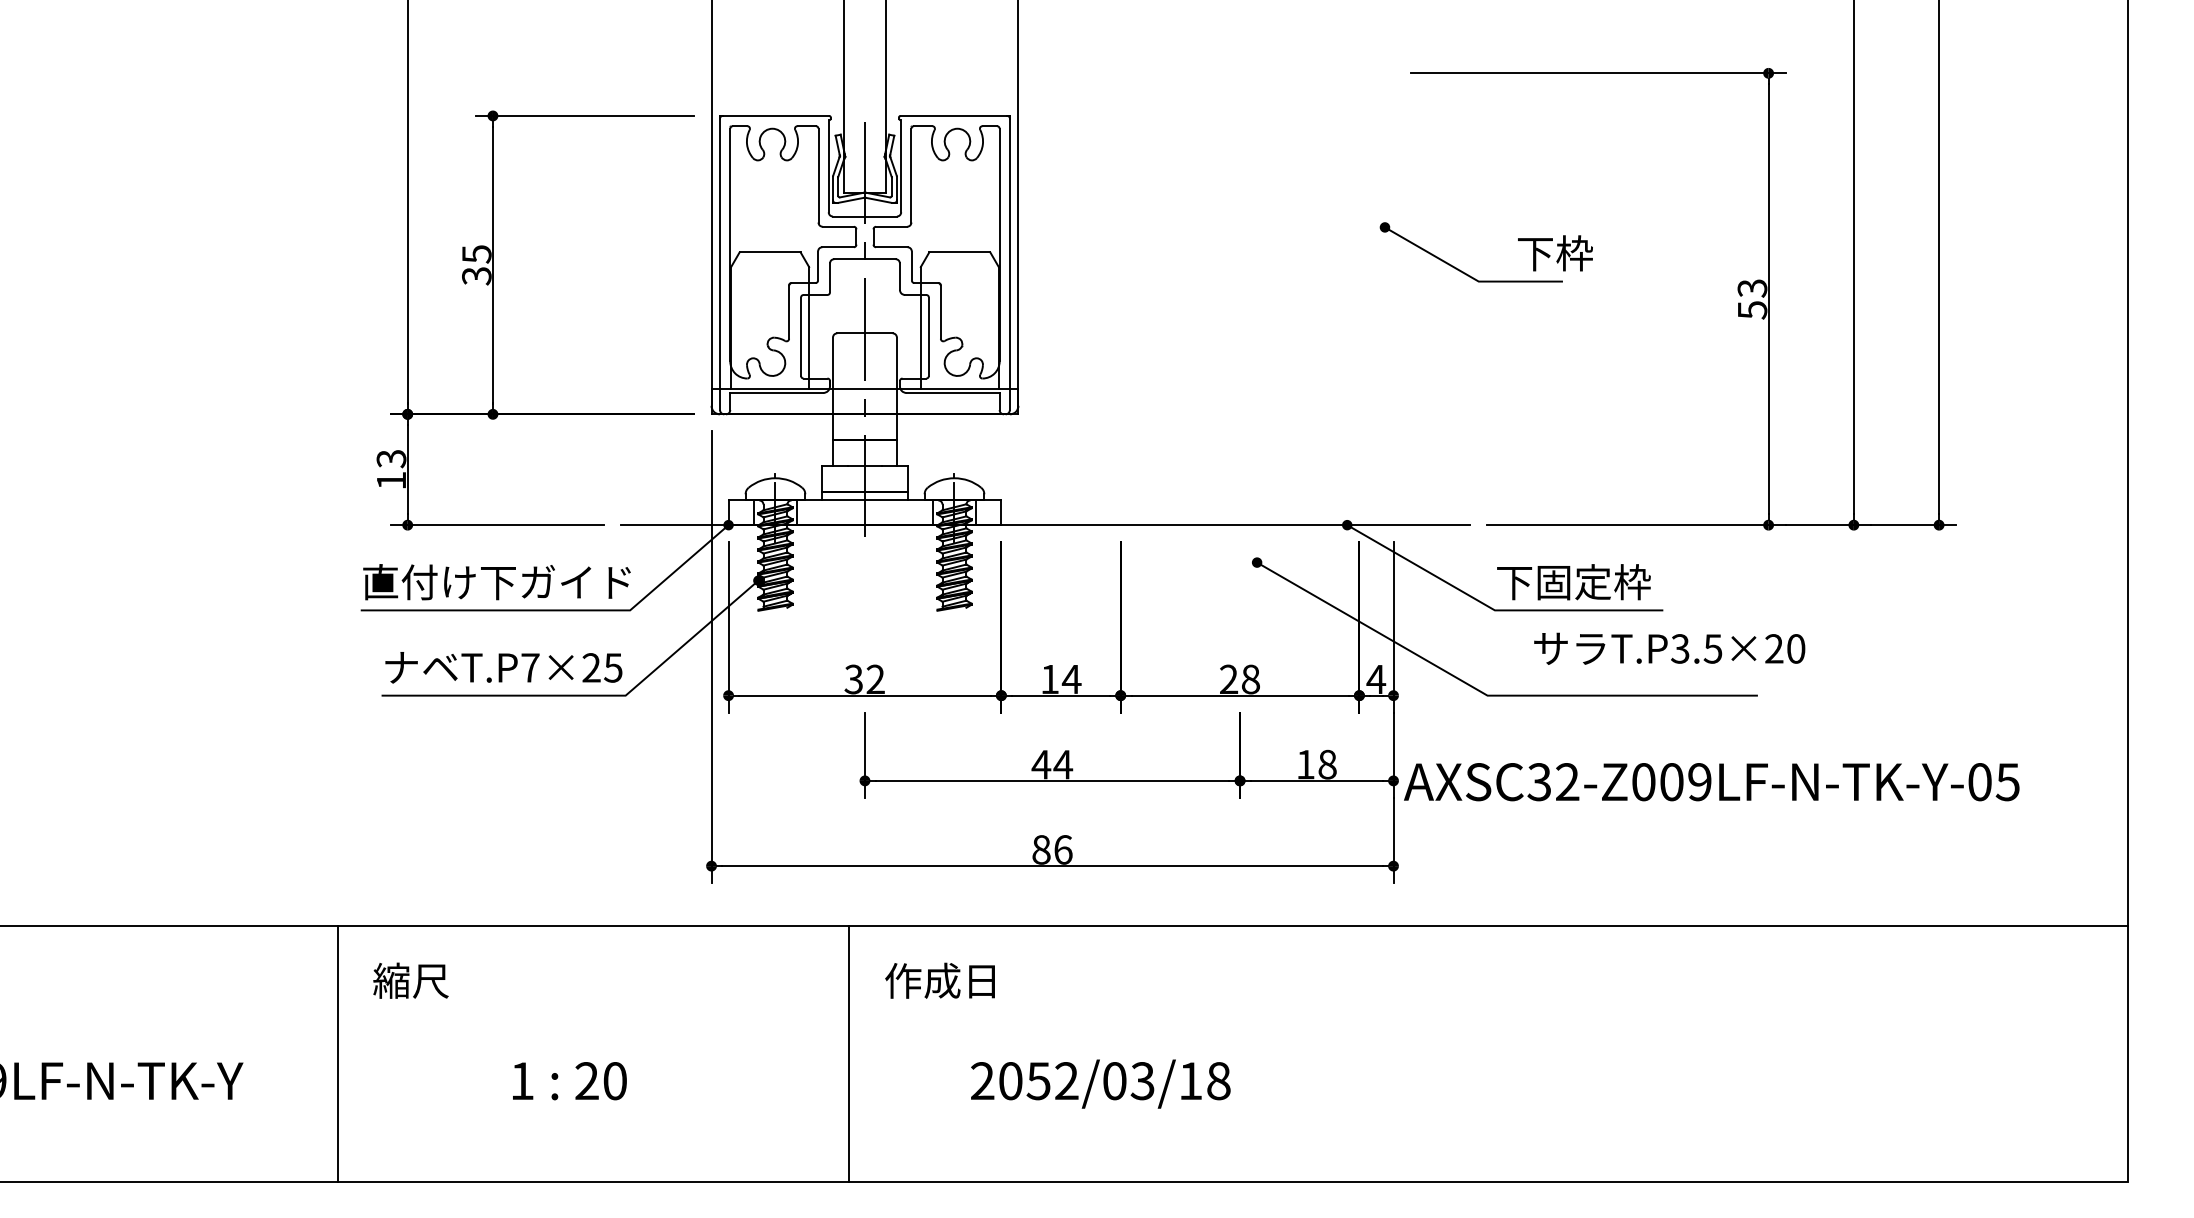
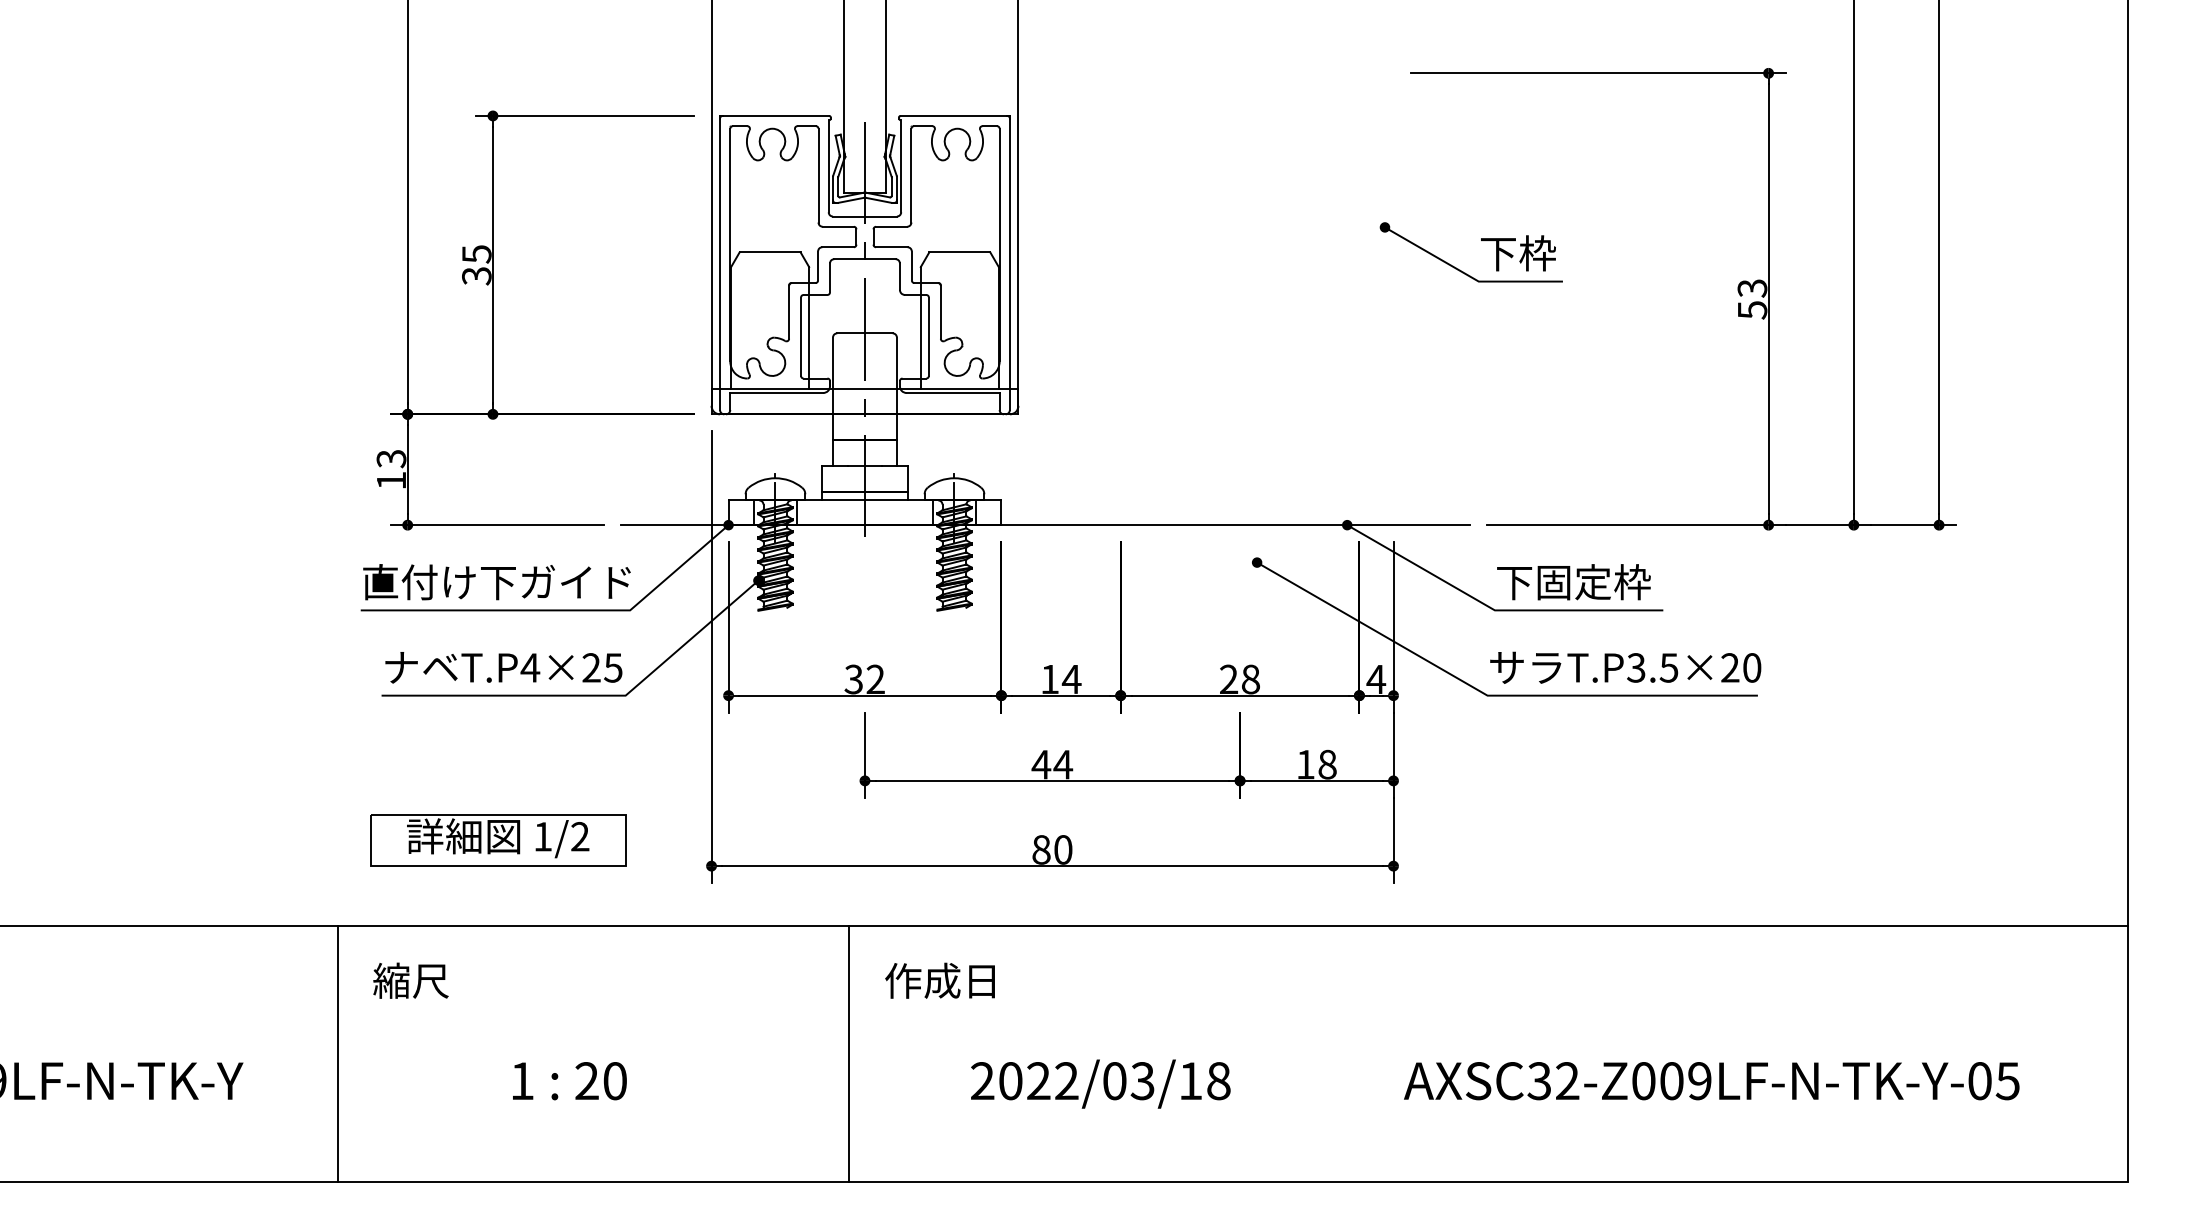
text position: (1555, 253) -> (1518, 253) (1518, 253)
text position: (1669, 648) -> (1625, 667) (1625, 667)
text: T.P7×25 -> T.P4×25 (530, 667)
text position: (1711, 782) -> (1711, 1081) (1711, 1081)
part: none -> present (498, 840)
text: 86 -> 80 (1063, 849)
text: 2052/03/18 -> 2022/03/18 (1038, 1081)
